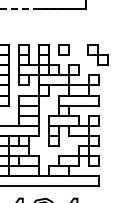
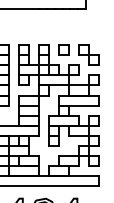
line: dashed -> solid (19, 8)
part position: (97, 54) -> (88, 54) (88, 54)
